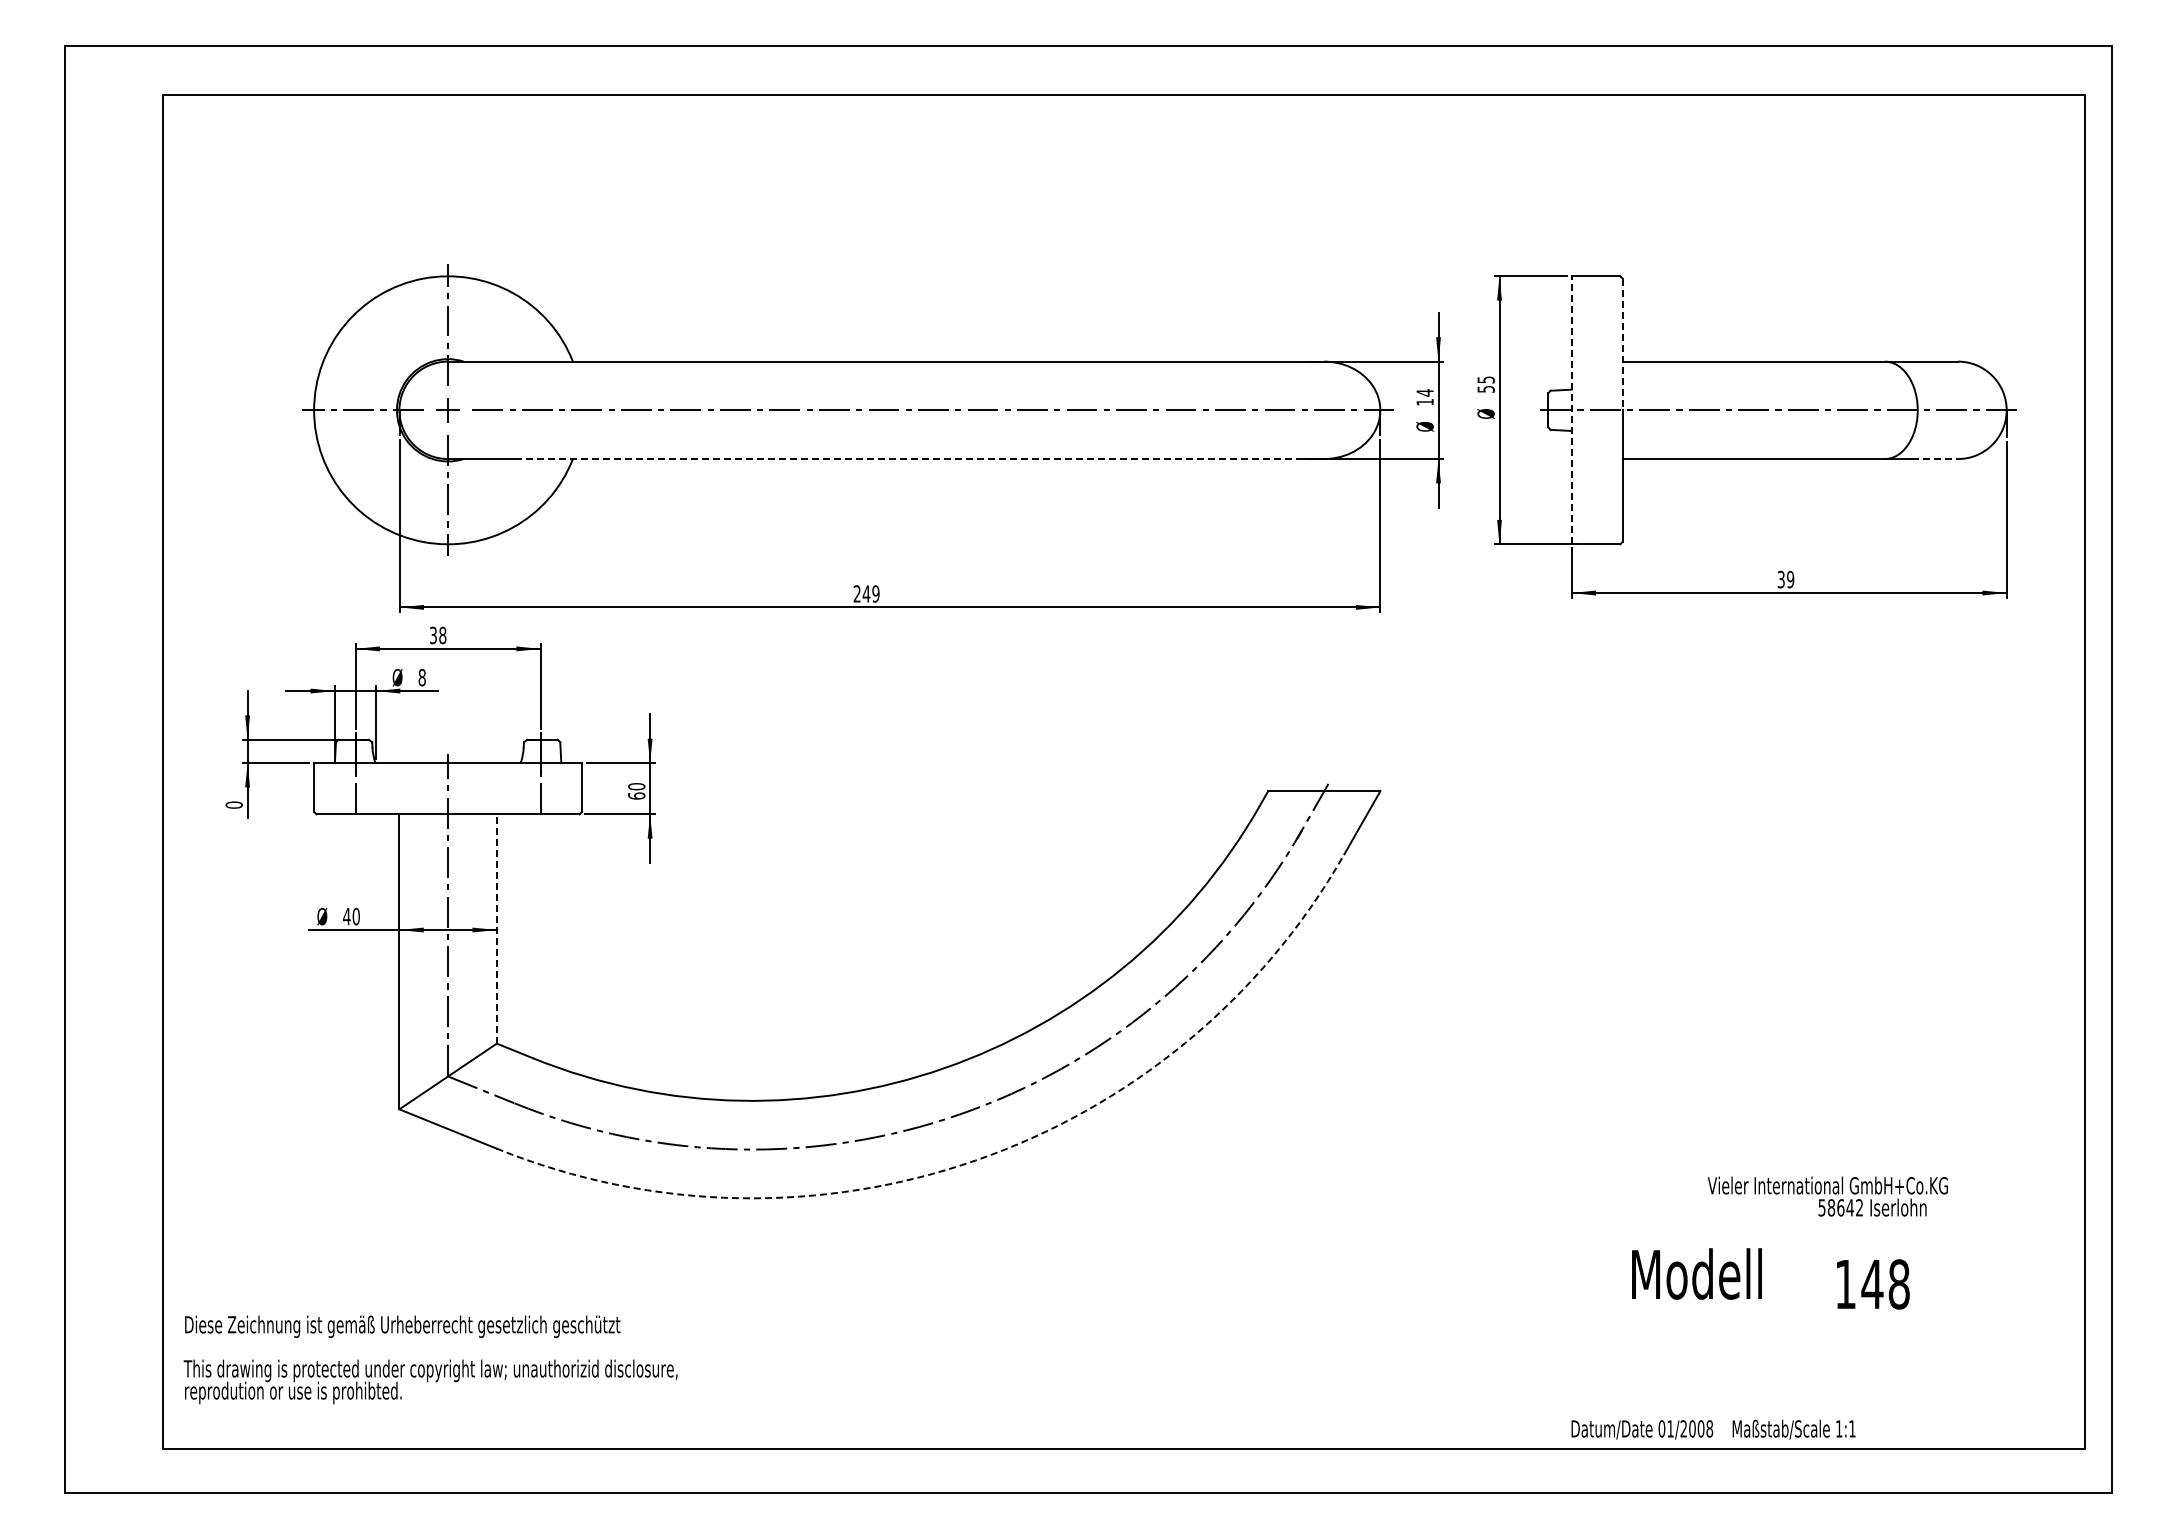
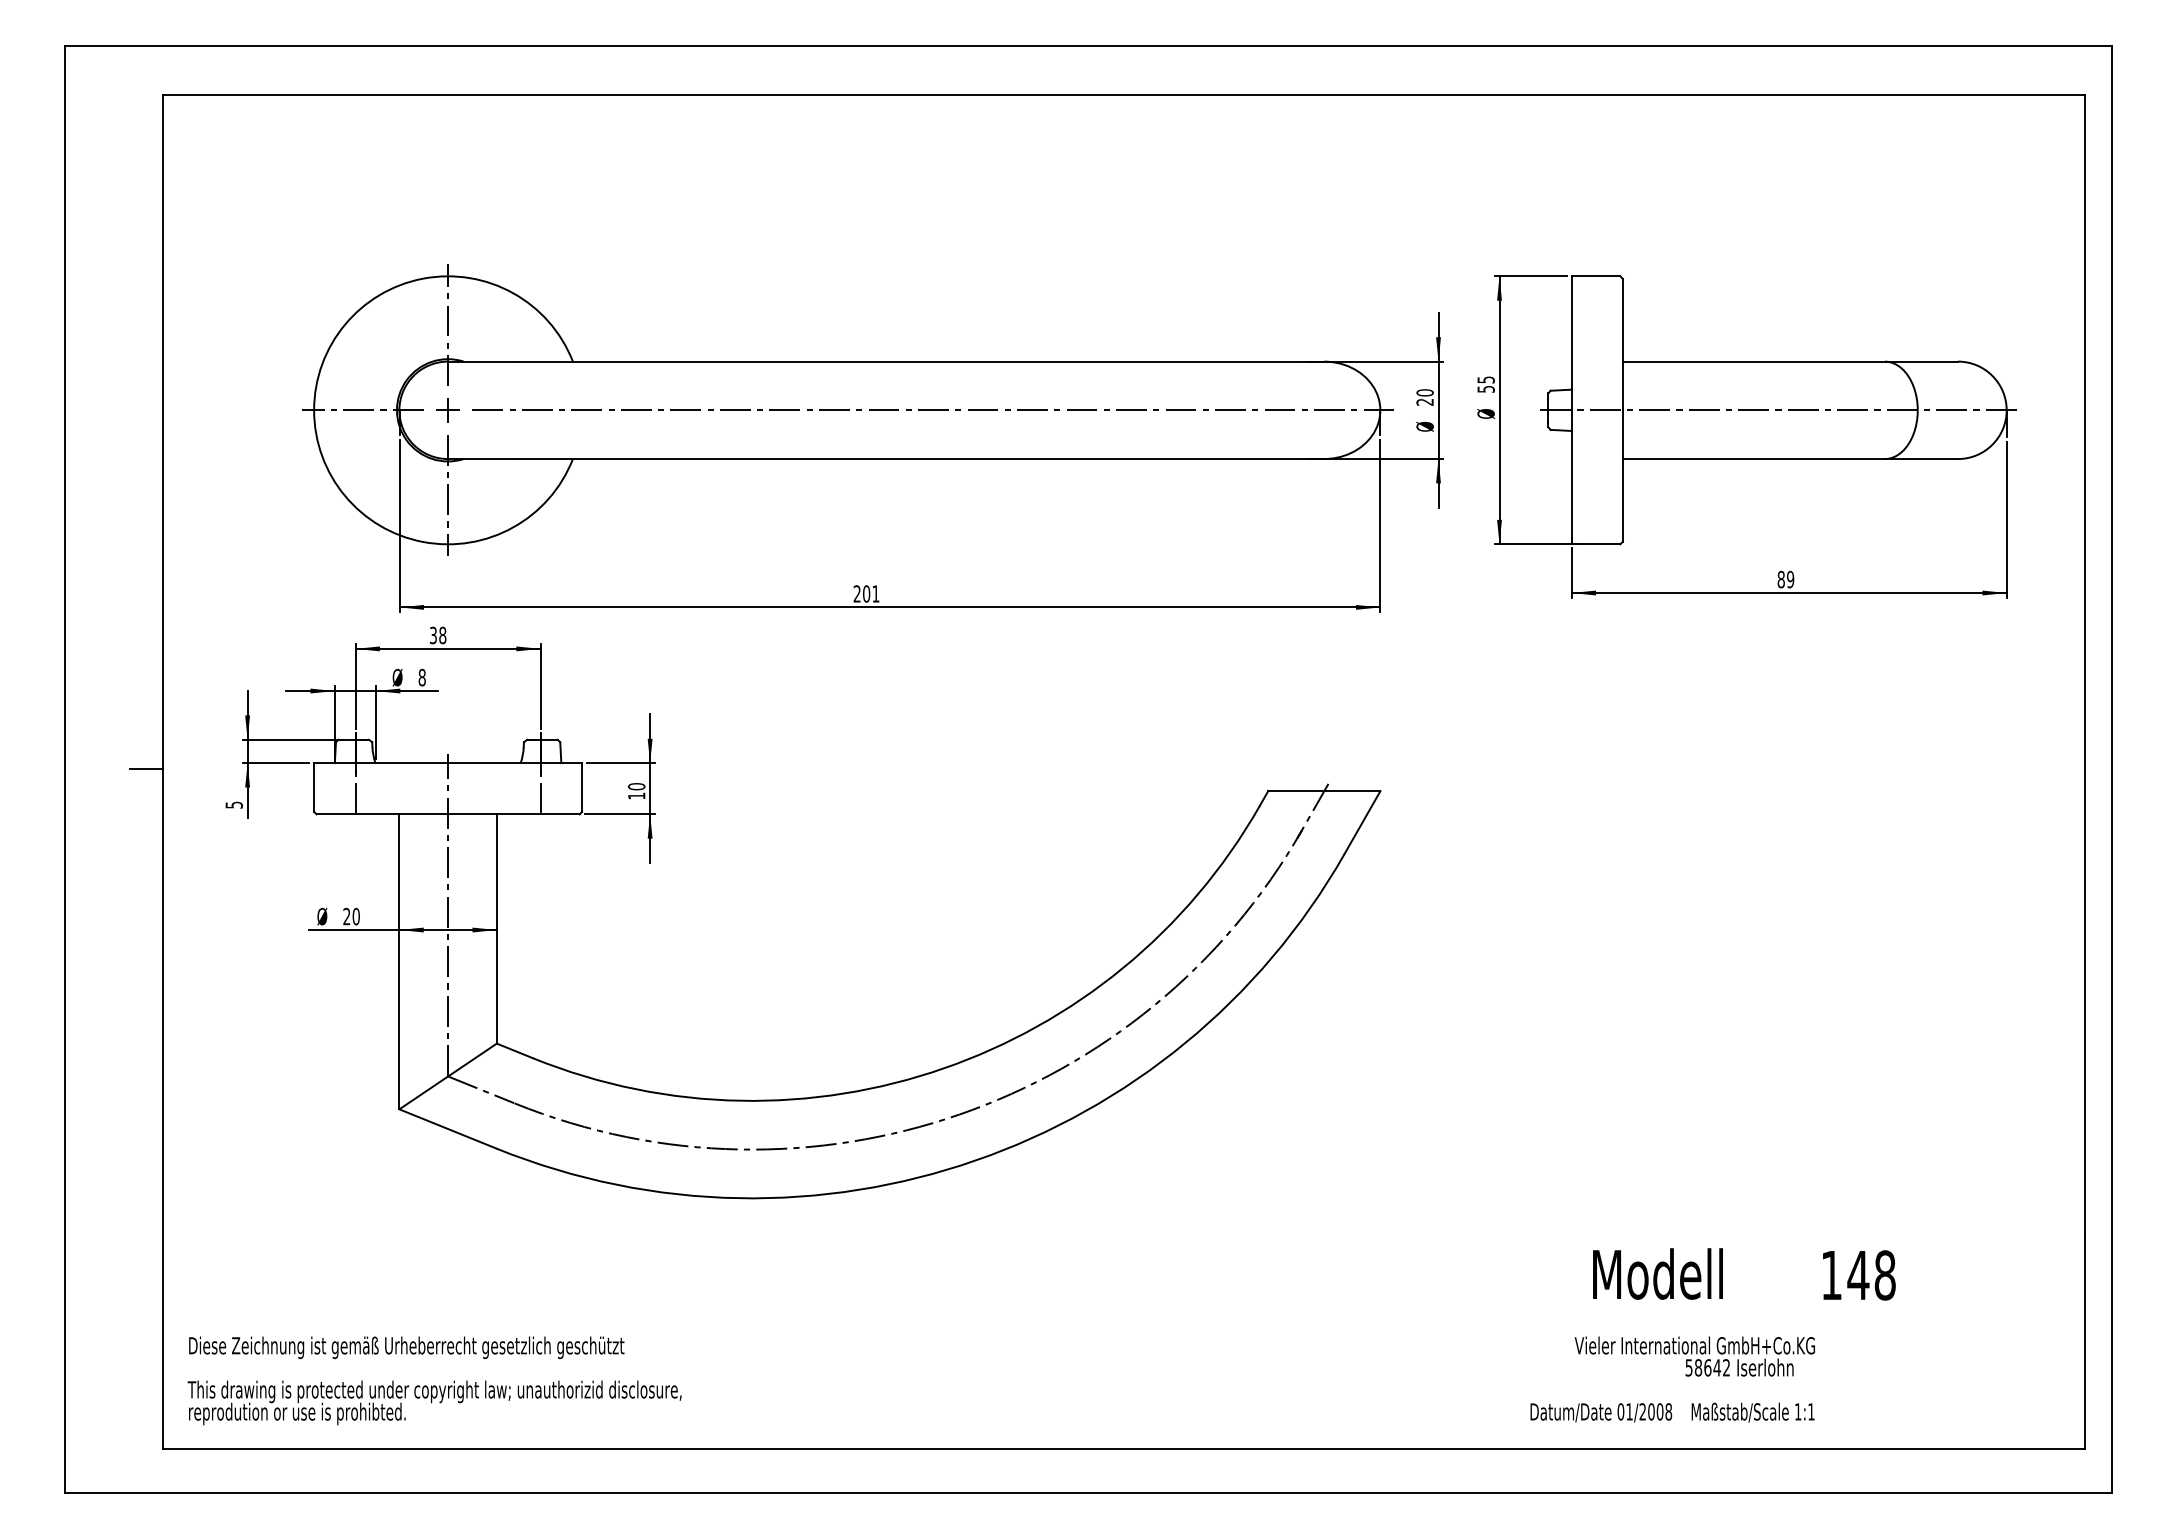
line: dashed -> solid (1622, 344)
text: 14 -> 20 (1424, 397)
line: dashed -> solid (1571, 409)
line: dashed -> solid (908, 459)
line: dashed -> solid (1935, 459)
text: 39 -> 89 (1780, 579)
text: 249 -> 201 (870, 593)
line: none -> present (146, 769)
text: 60 -> 10 (636, 795)
text: 0 -> 5 (233, 804)
text: 40 -> 20 (346, 916)
line: dashed -> solid (496, 928)
arc: dashed -> solid (975, 1160)
text position: (1827, 1196) -> (1694, 1356) (1694, 1356)
text position: (1696, 1273) -> (1657, 1273) (1657, 1273)
text position: (1873, 1284) -> (1859, 1275) (1859, 1275)
text position: (430, 1359) -> (434, 1380) (434, 1380)
text position: (1713, 1429) -> (1672, 1412) (1672, 1412)
